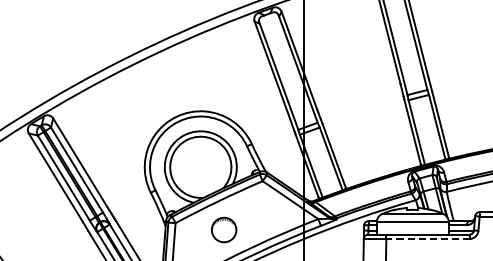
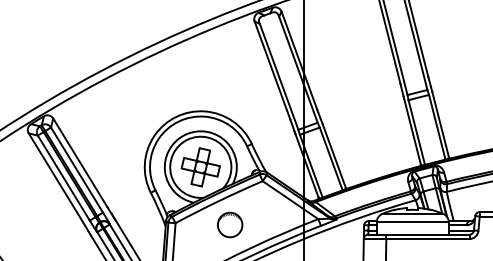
part: none -> present (200, 167)
part position: (224, 229) -> (230, 224) (230, 224)
line: dashed -> solid (427, 239)
